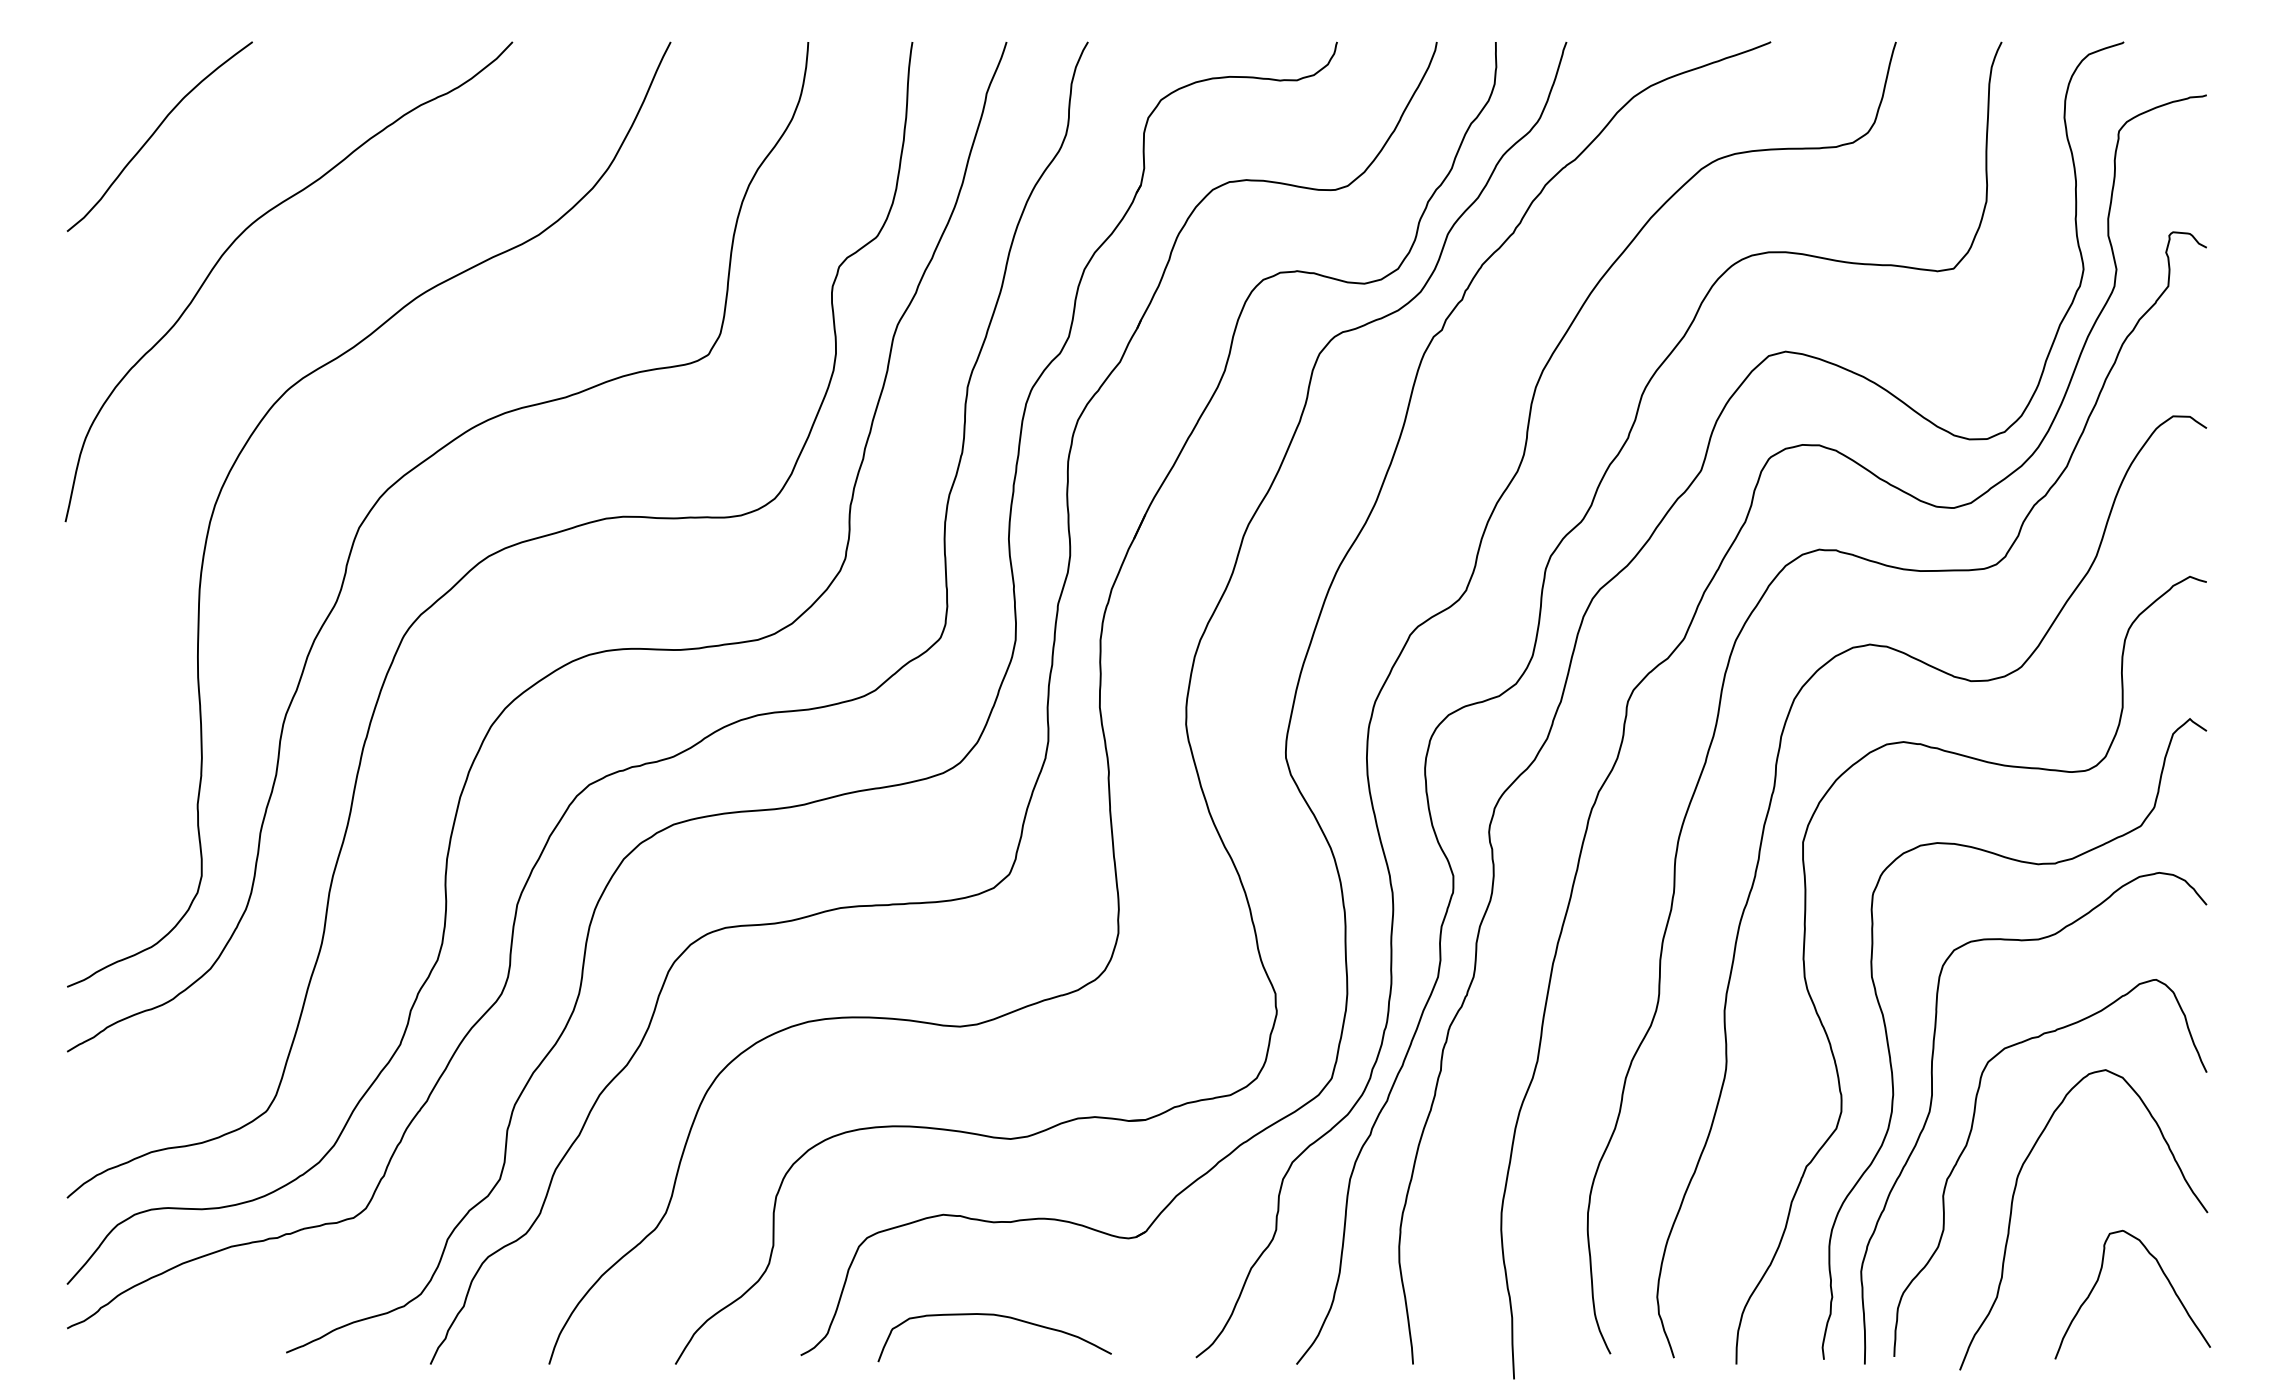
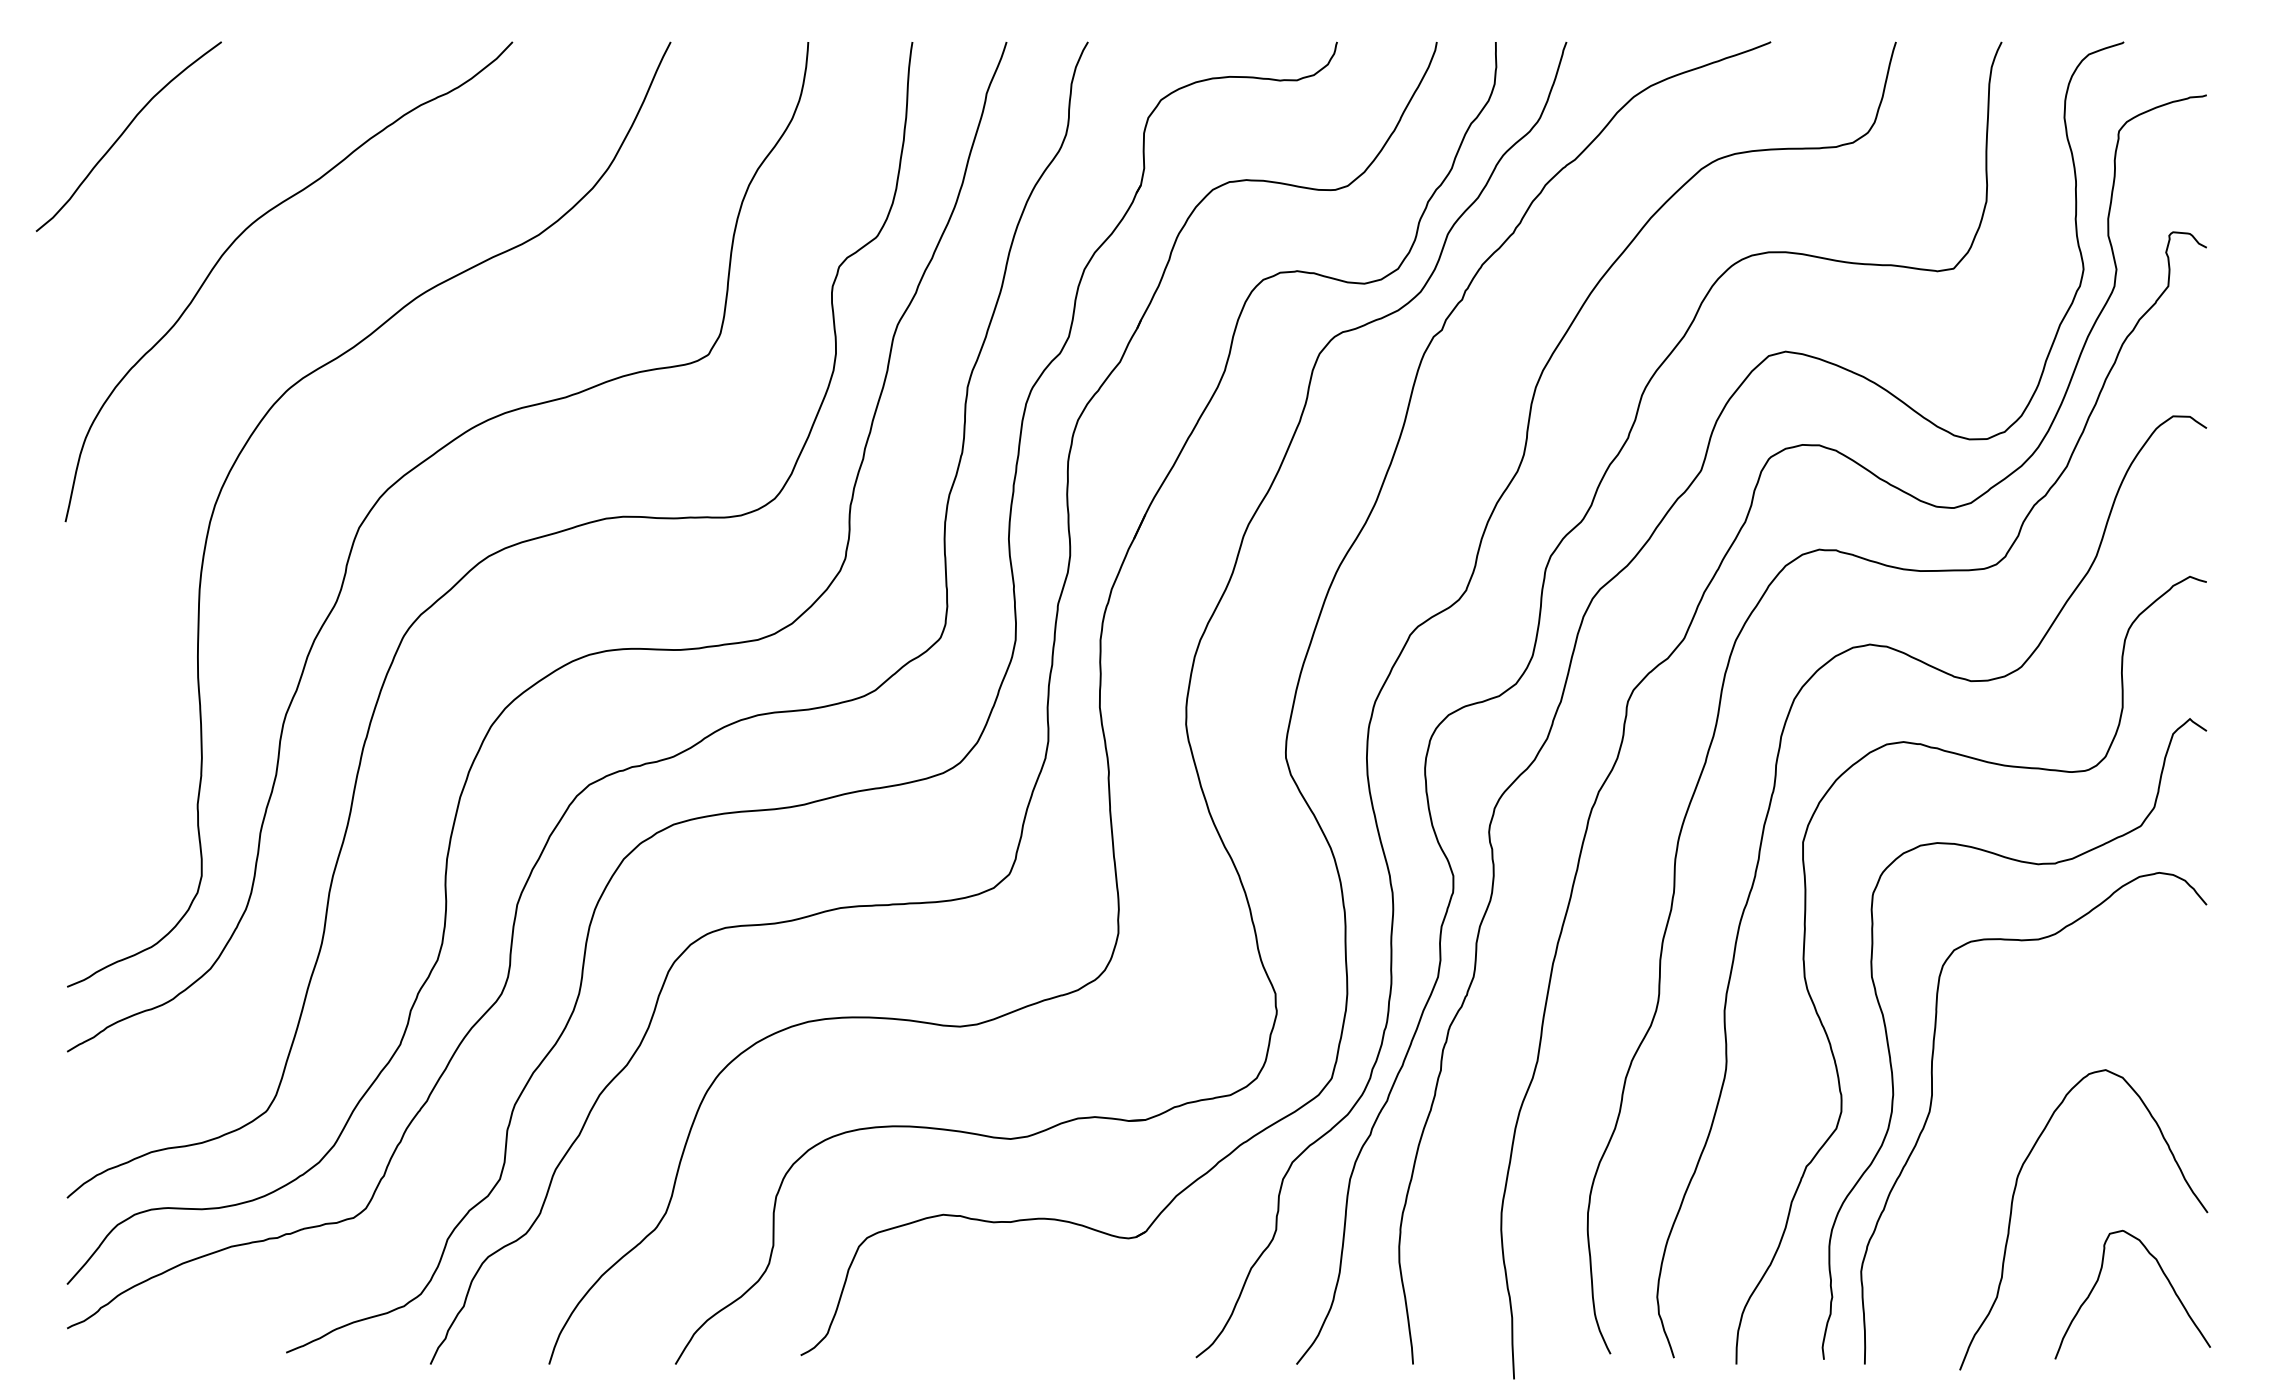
curve position: (154, 134) -> (123, 134) (123, 134)
curve: present -> none (1969, 1139)
curve: present -> none (997, 1316)
